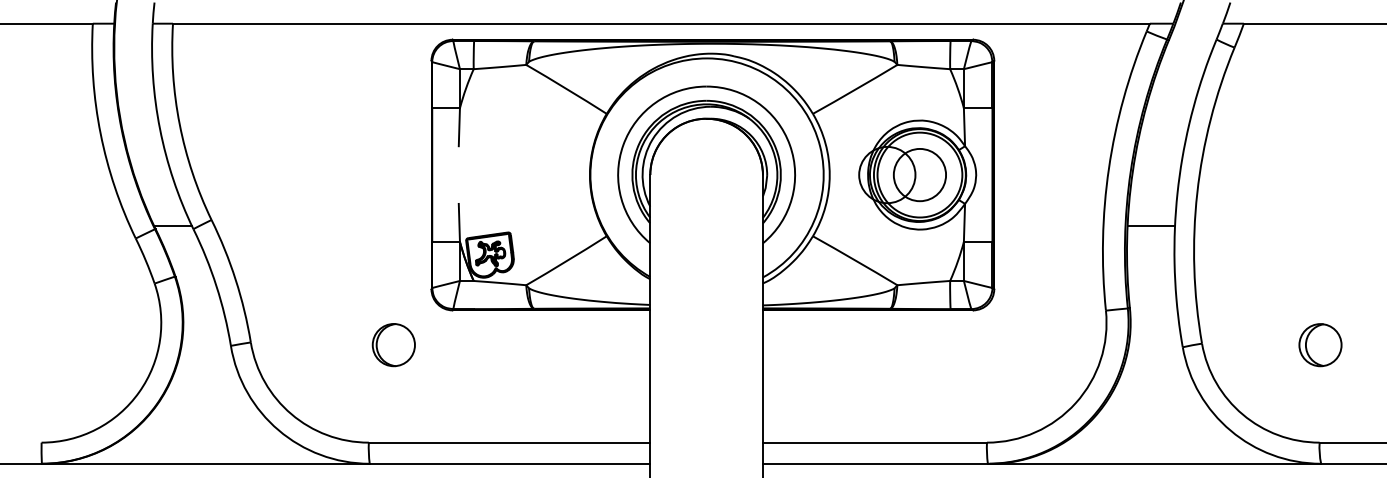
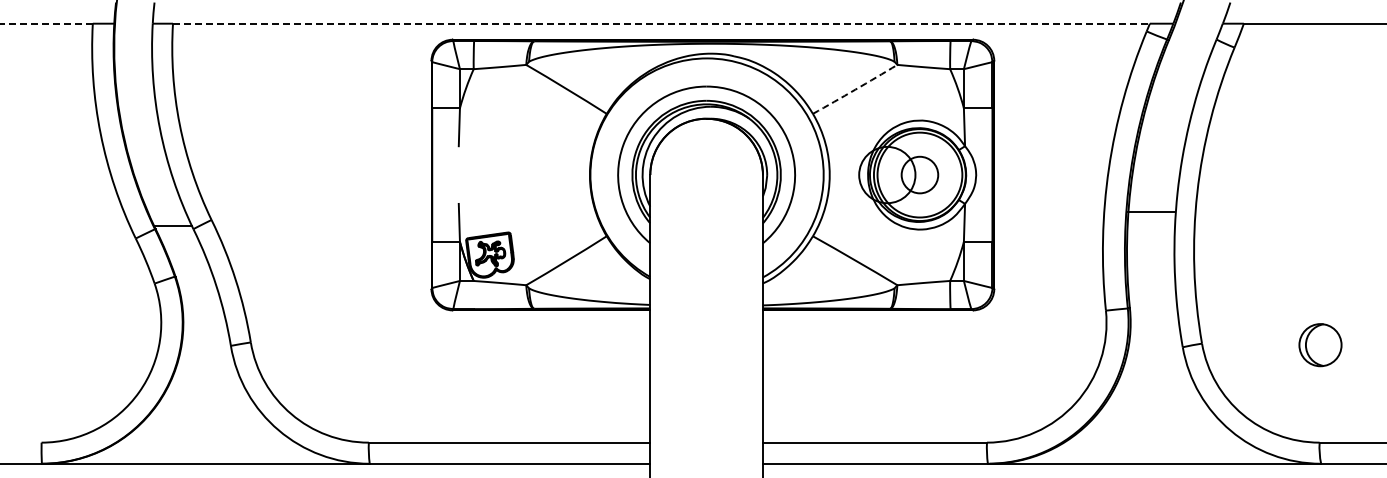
line: solid -> dashed (46, 23)
line: solid -> dashed (661, 23)
arc: solid -> dashed (855, 89)
circle diameter: 52 px -> 37 px (919, 174)
line position: (1151, 226) -> (1151, 212) (1151, 212)
part: present -> none (393, 345)
